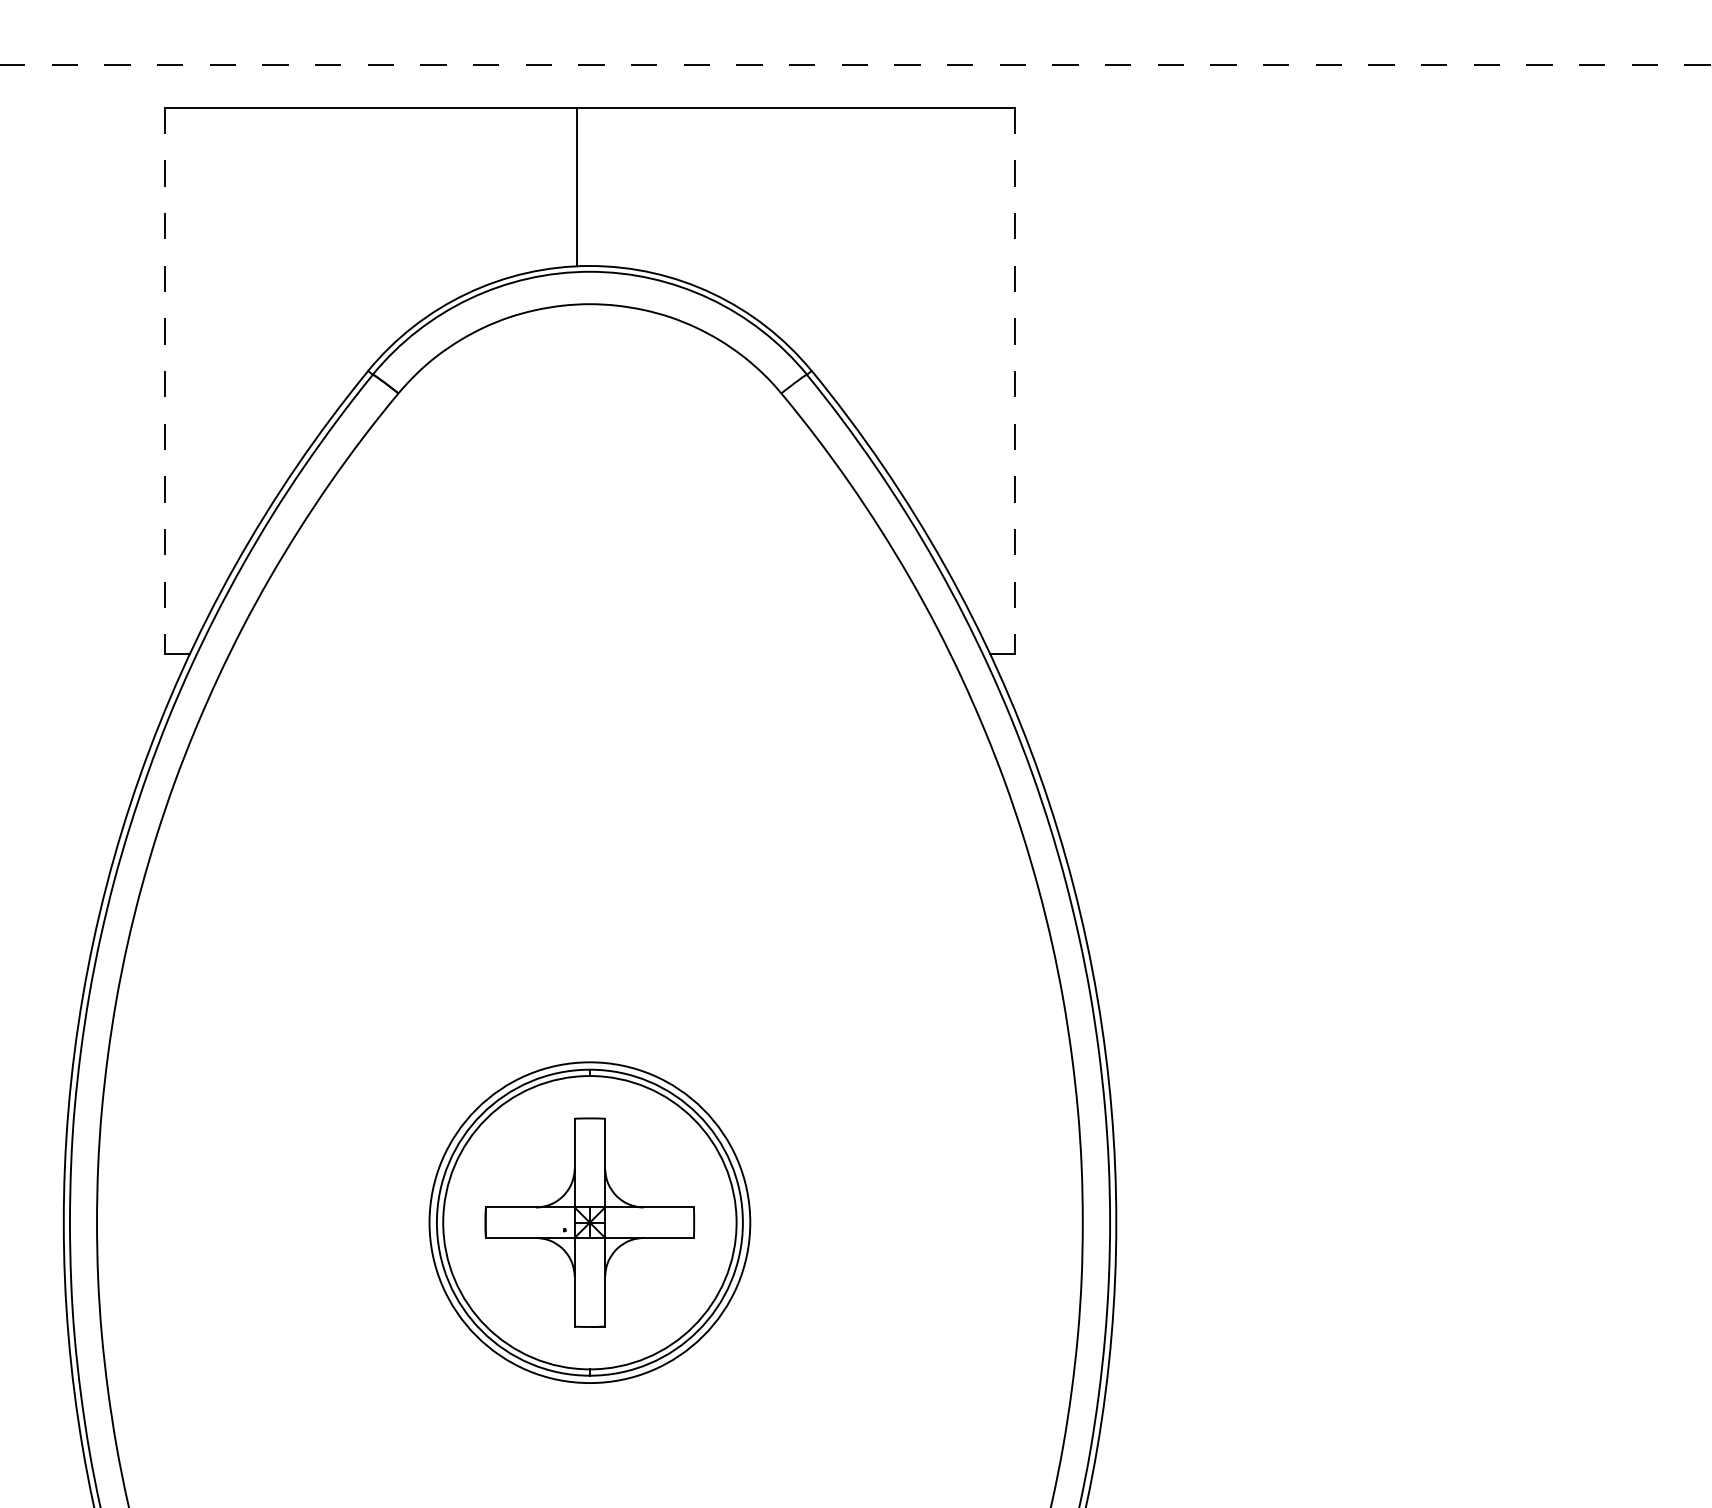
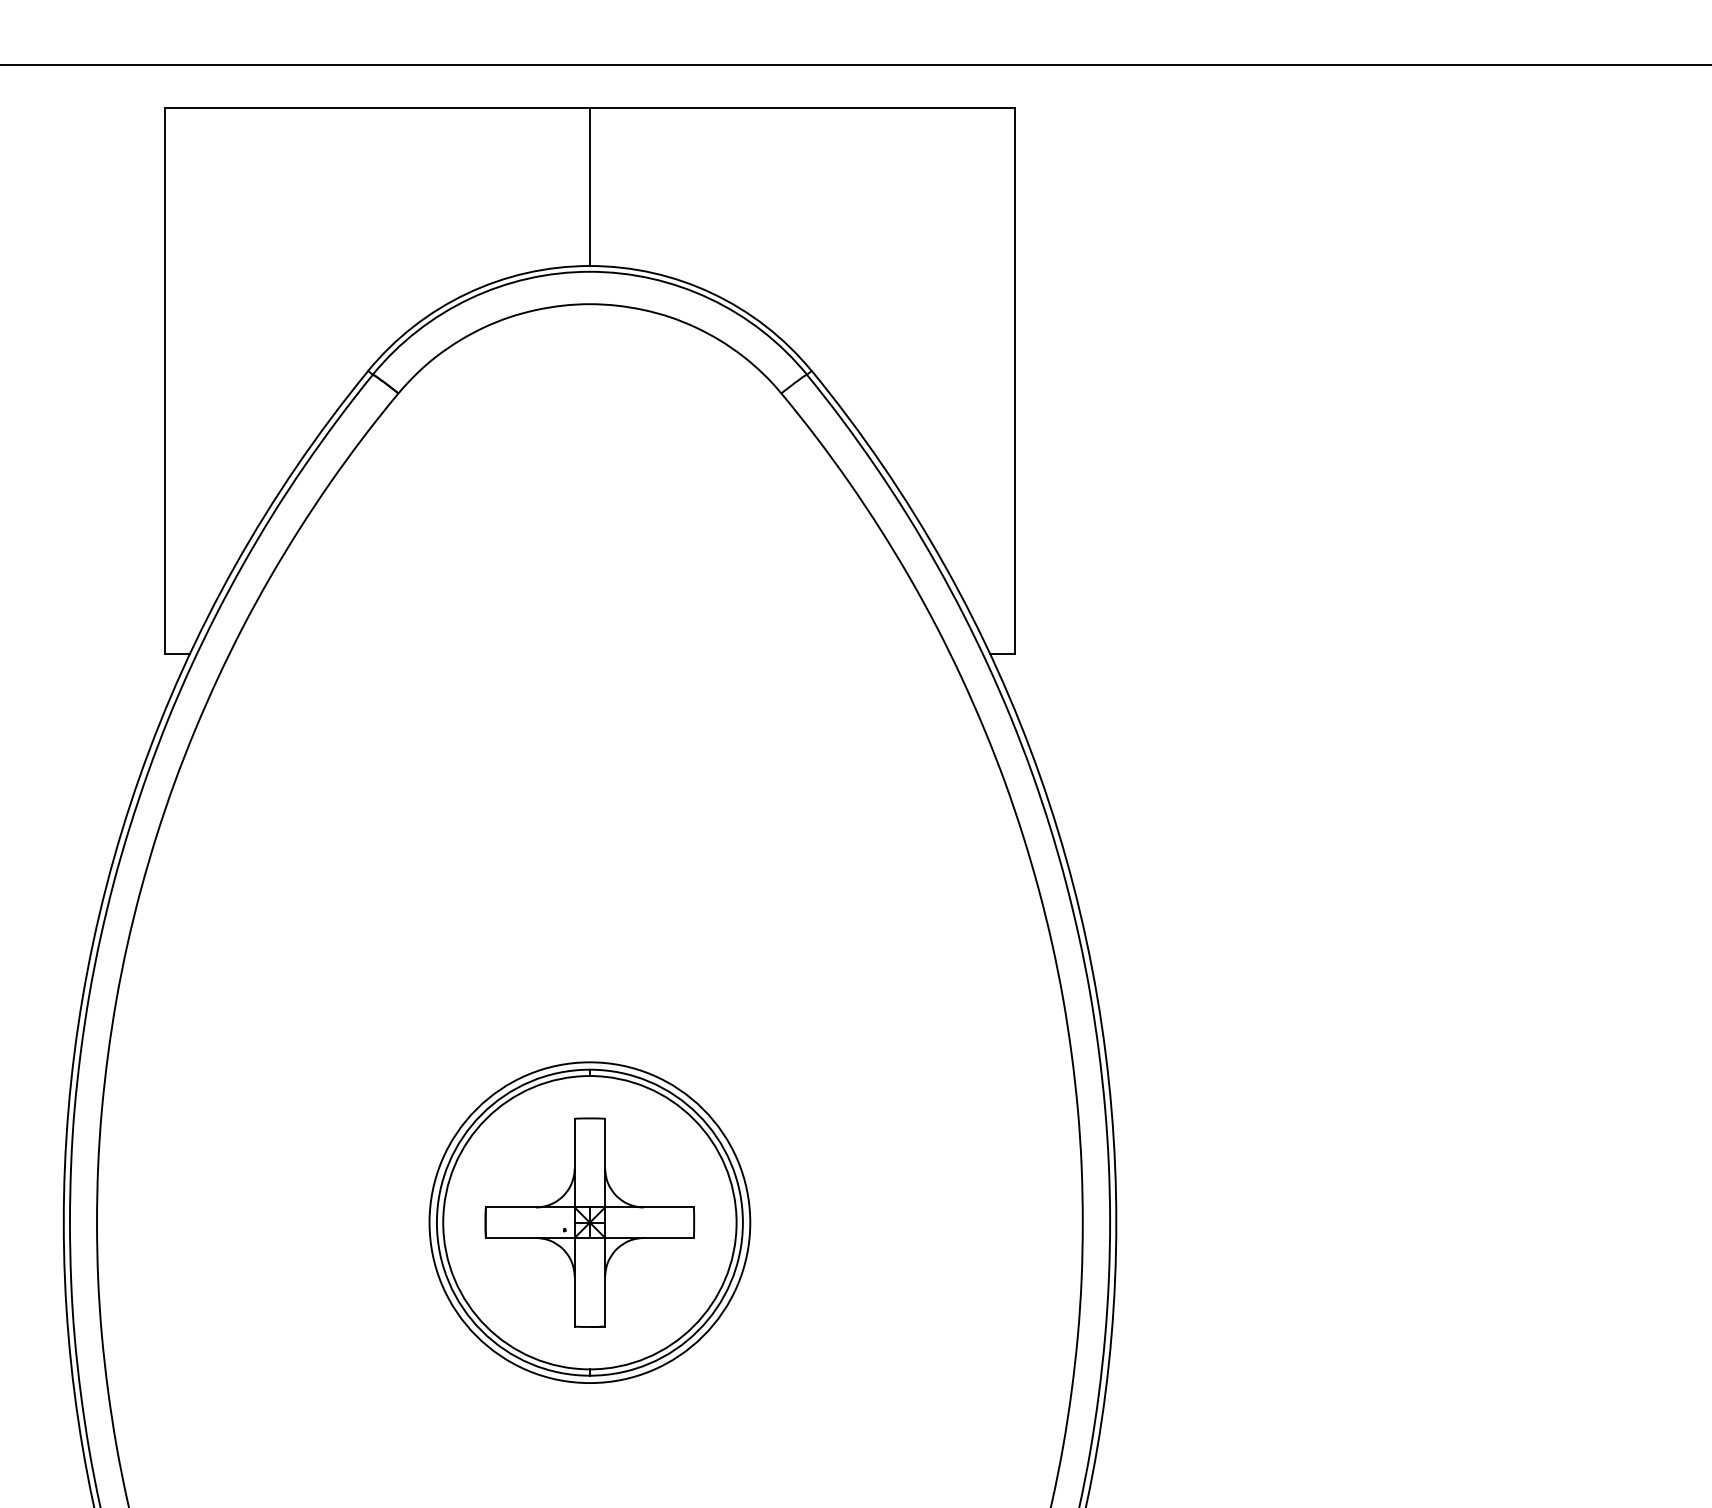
line: dashed -> solid (856, 64)
line position: (576, 186) -> (589, 186) (589, 186)
line: dashed -> solid (164, 381)
line: dashed -> solid (1014, 381)
